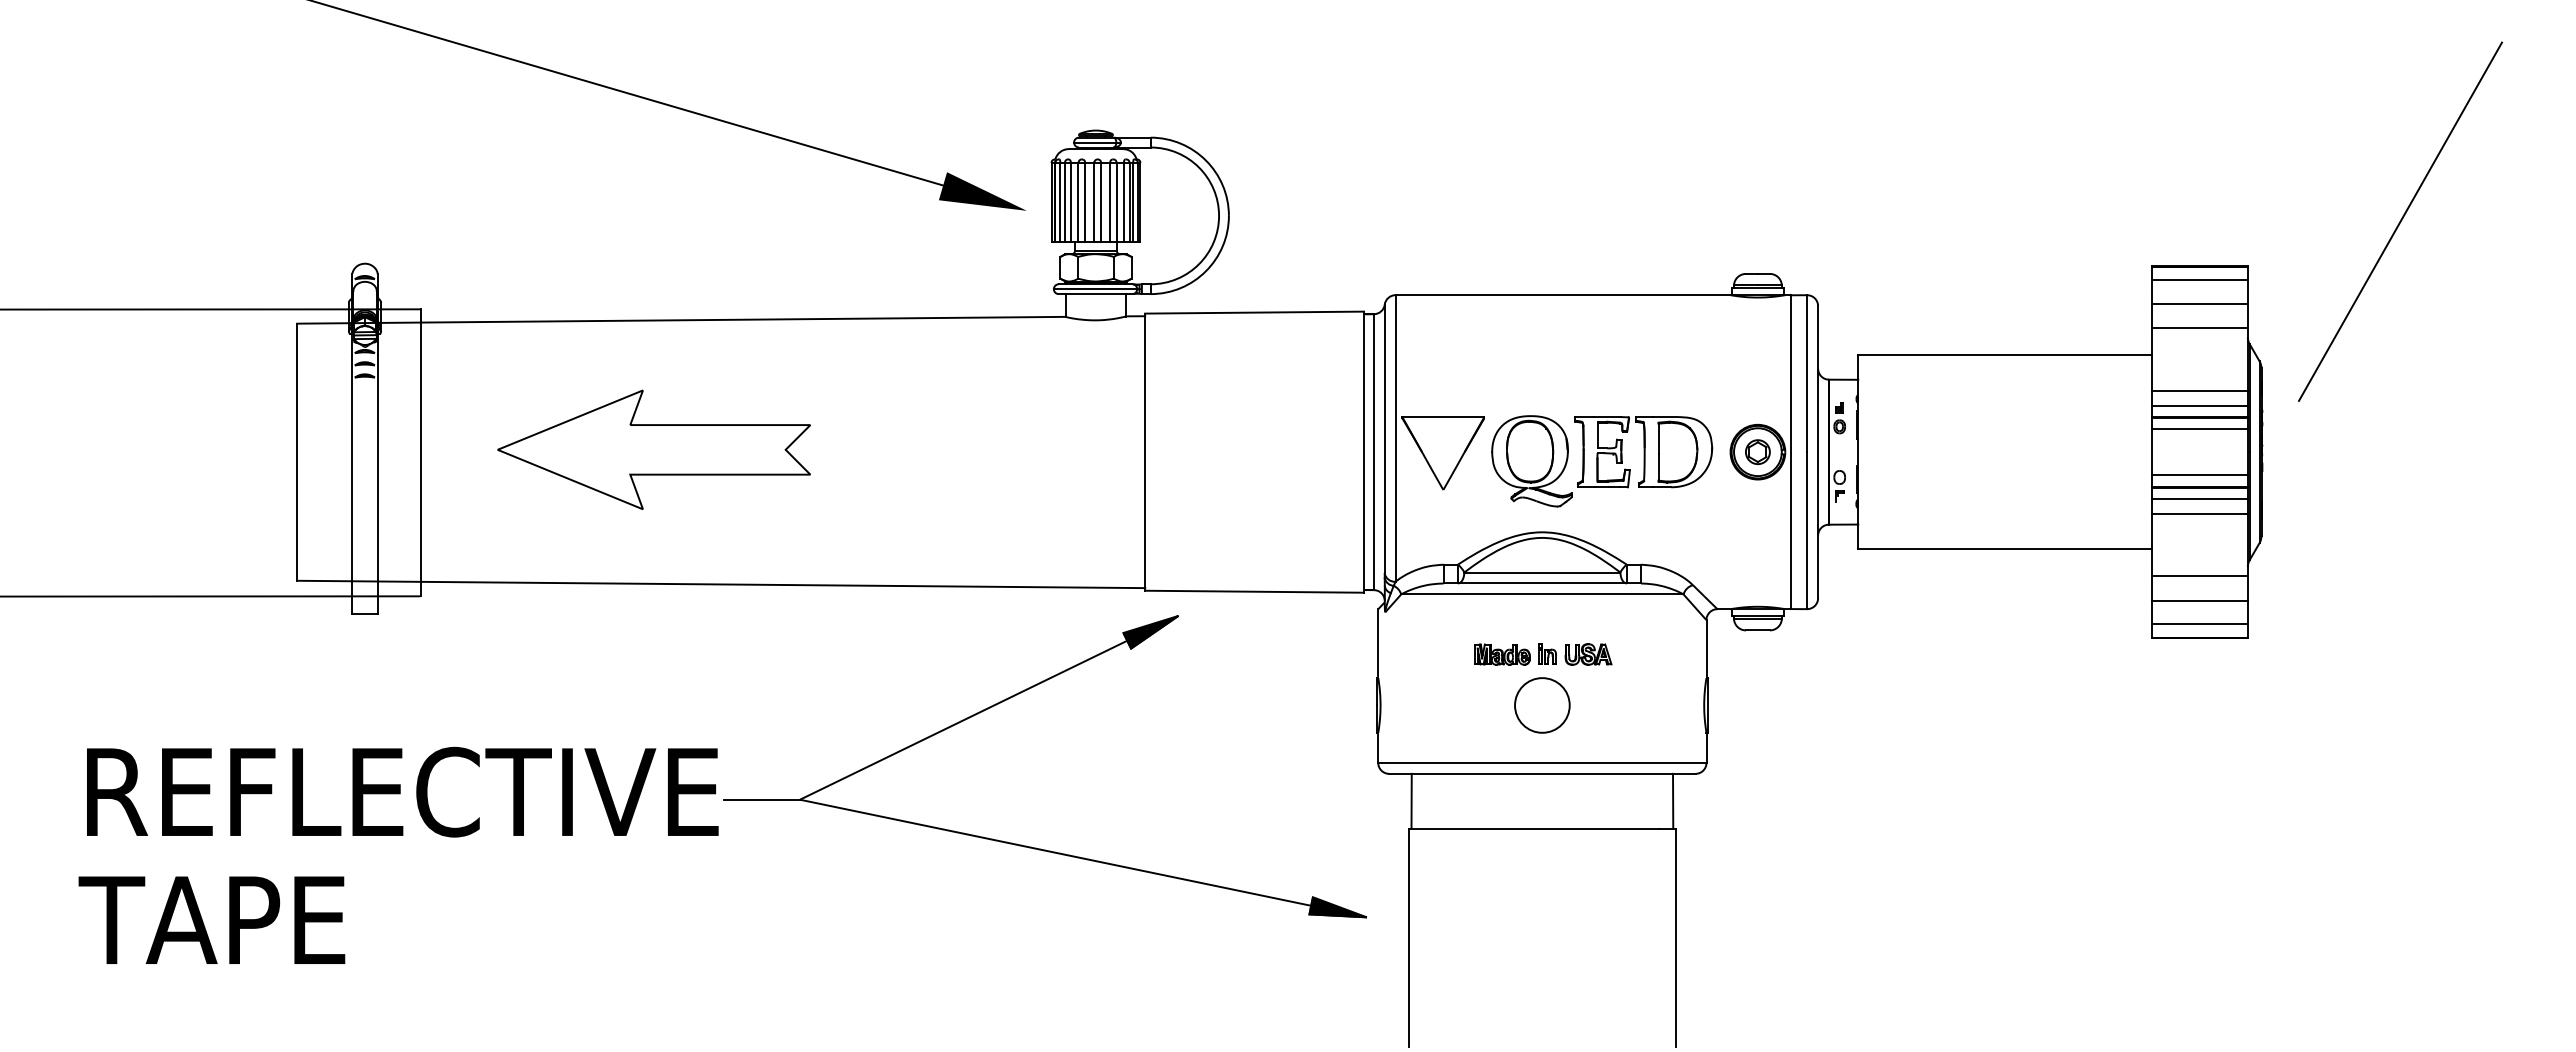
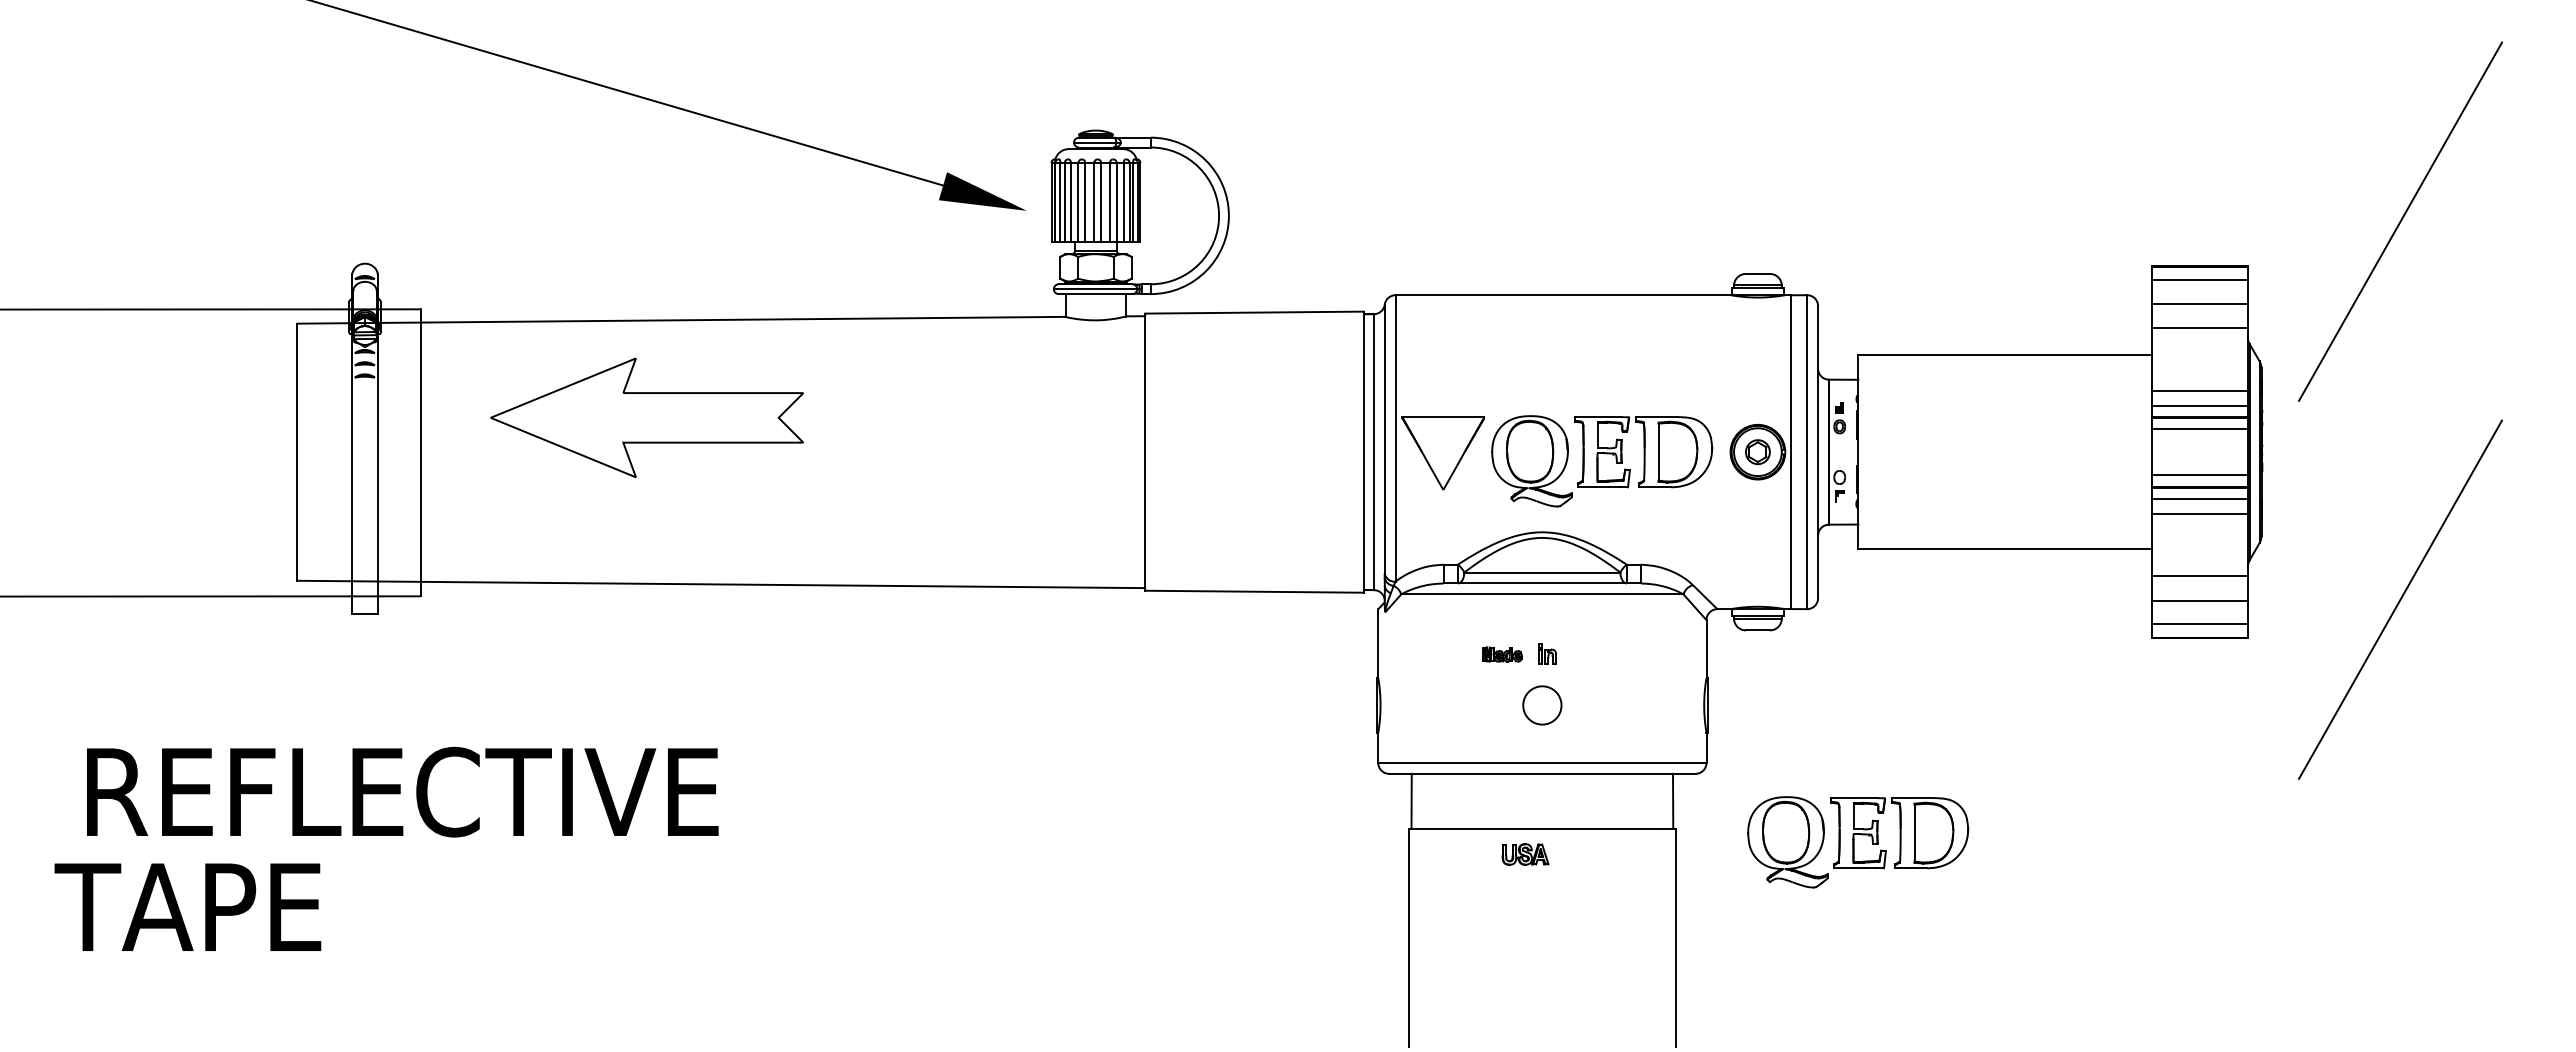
part position: (653, 449) -> (646, 417) (646, 417)
line: none -> present (2400, 599)
part size: 57x23 px -> 41x17 px (1502, 654)
part position: (1588, 654) -> (1525, 854) (1525, 854)
part: present -> none (1013, 697)
circle diameter: 55 px -> 38 px (1542, 705)
part: none -> present (1858, 842)
text position: (211, 919) -> (187, 906) (187, 906)
